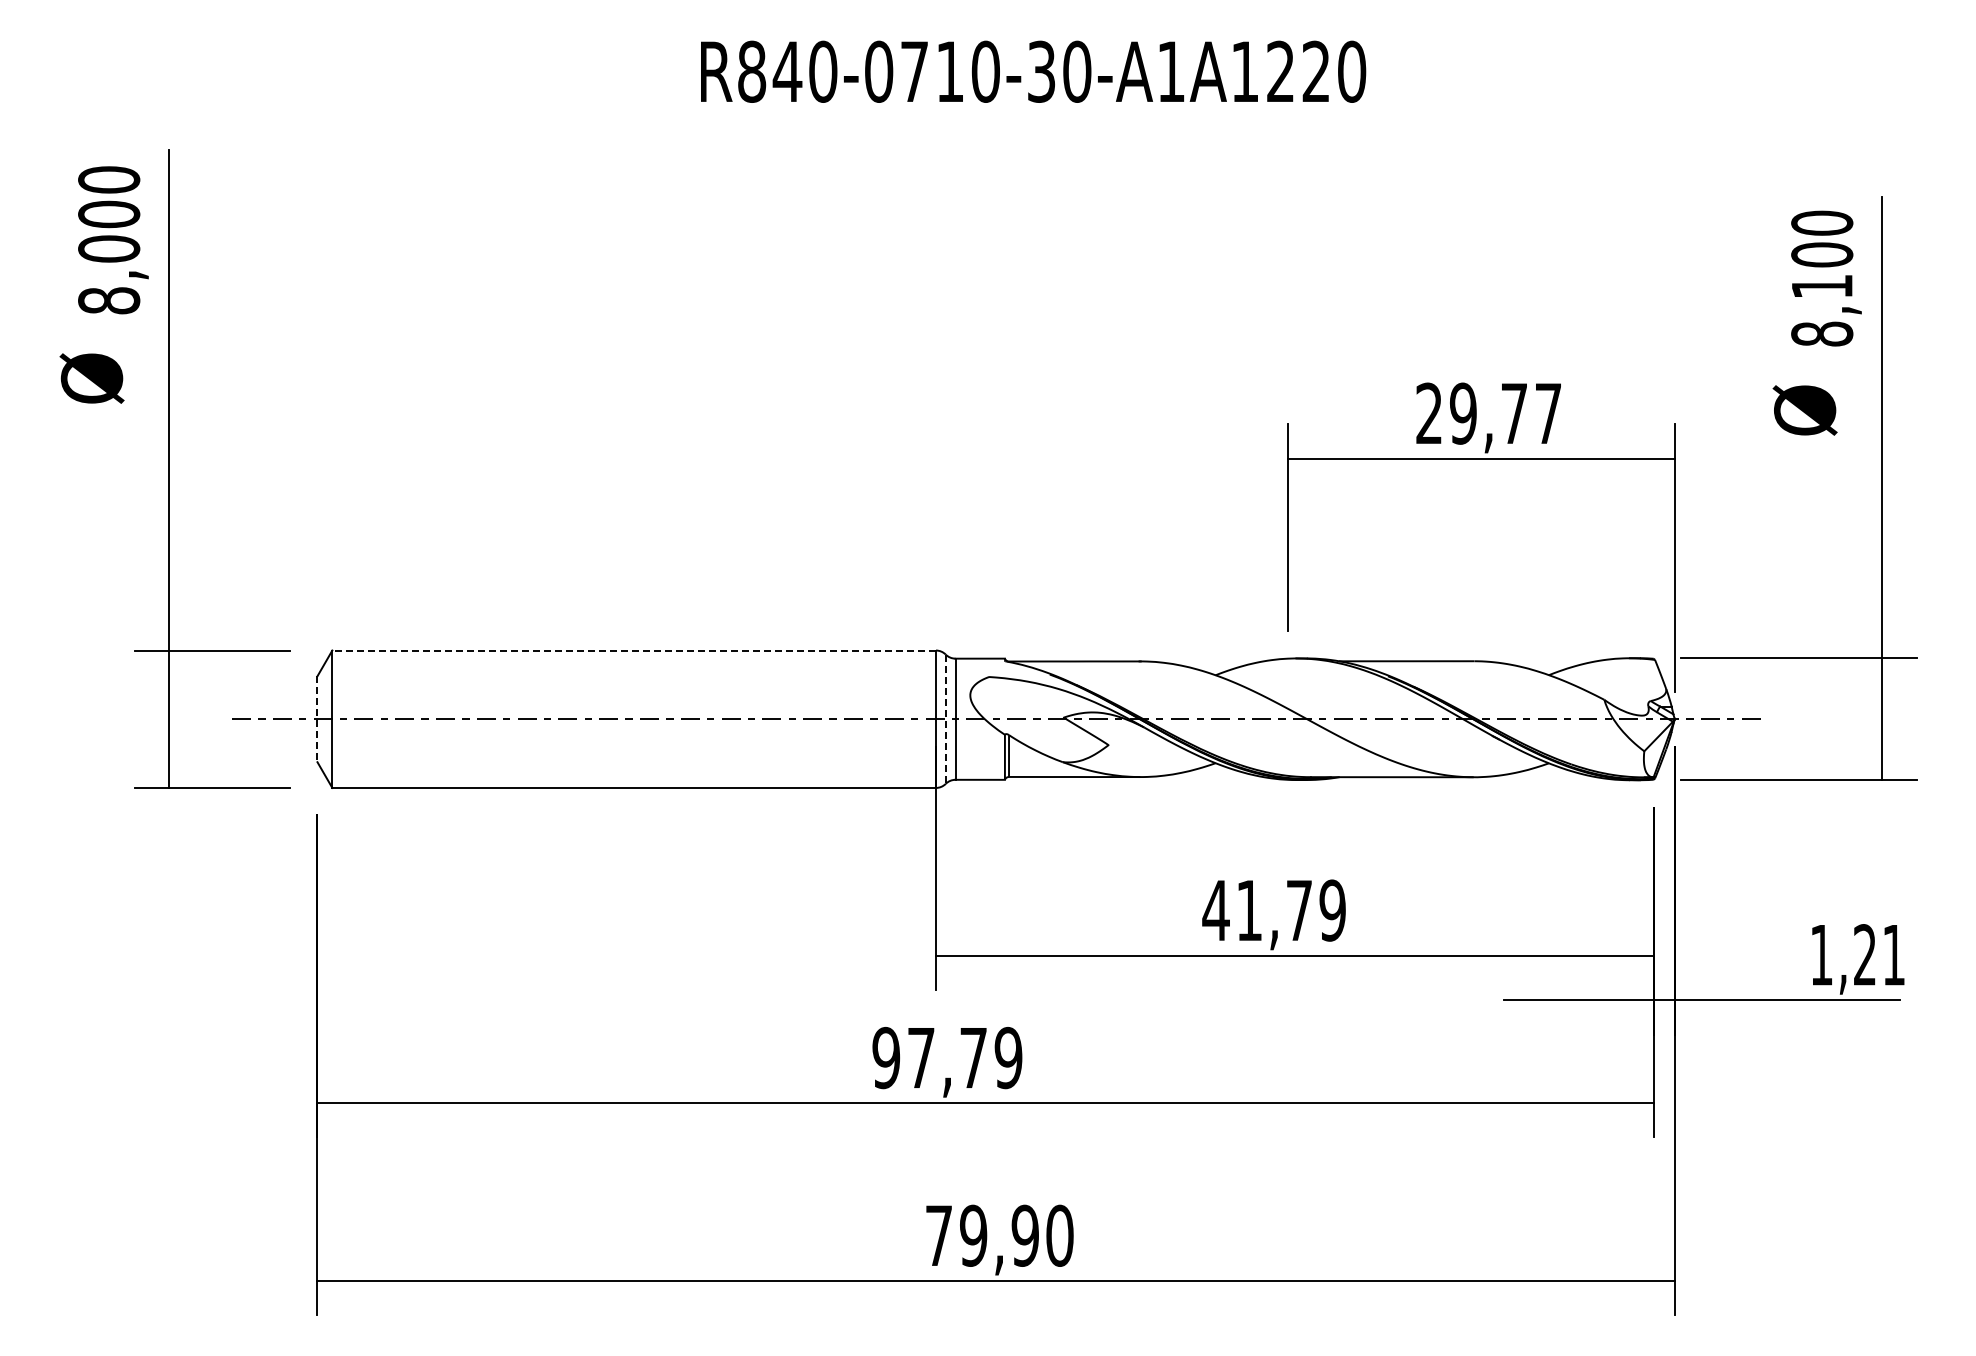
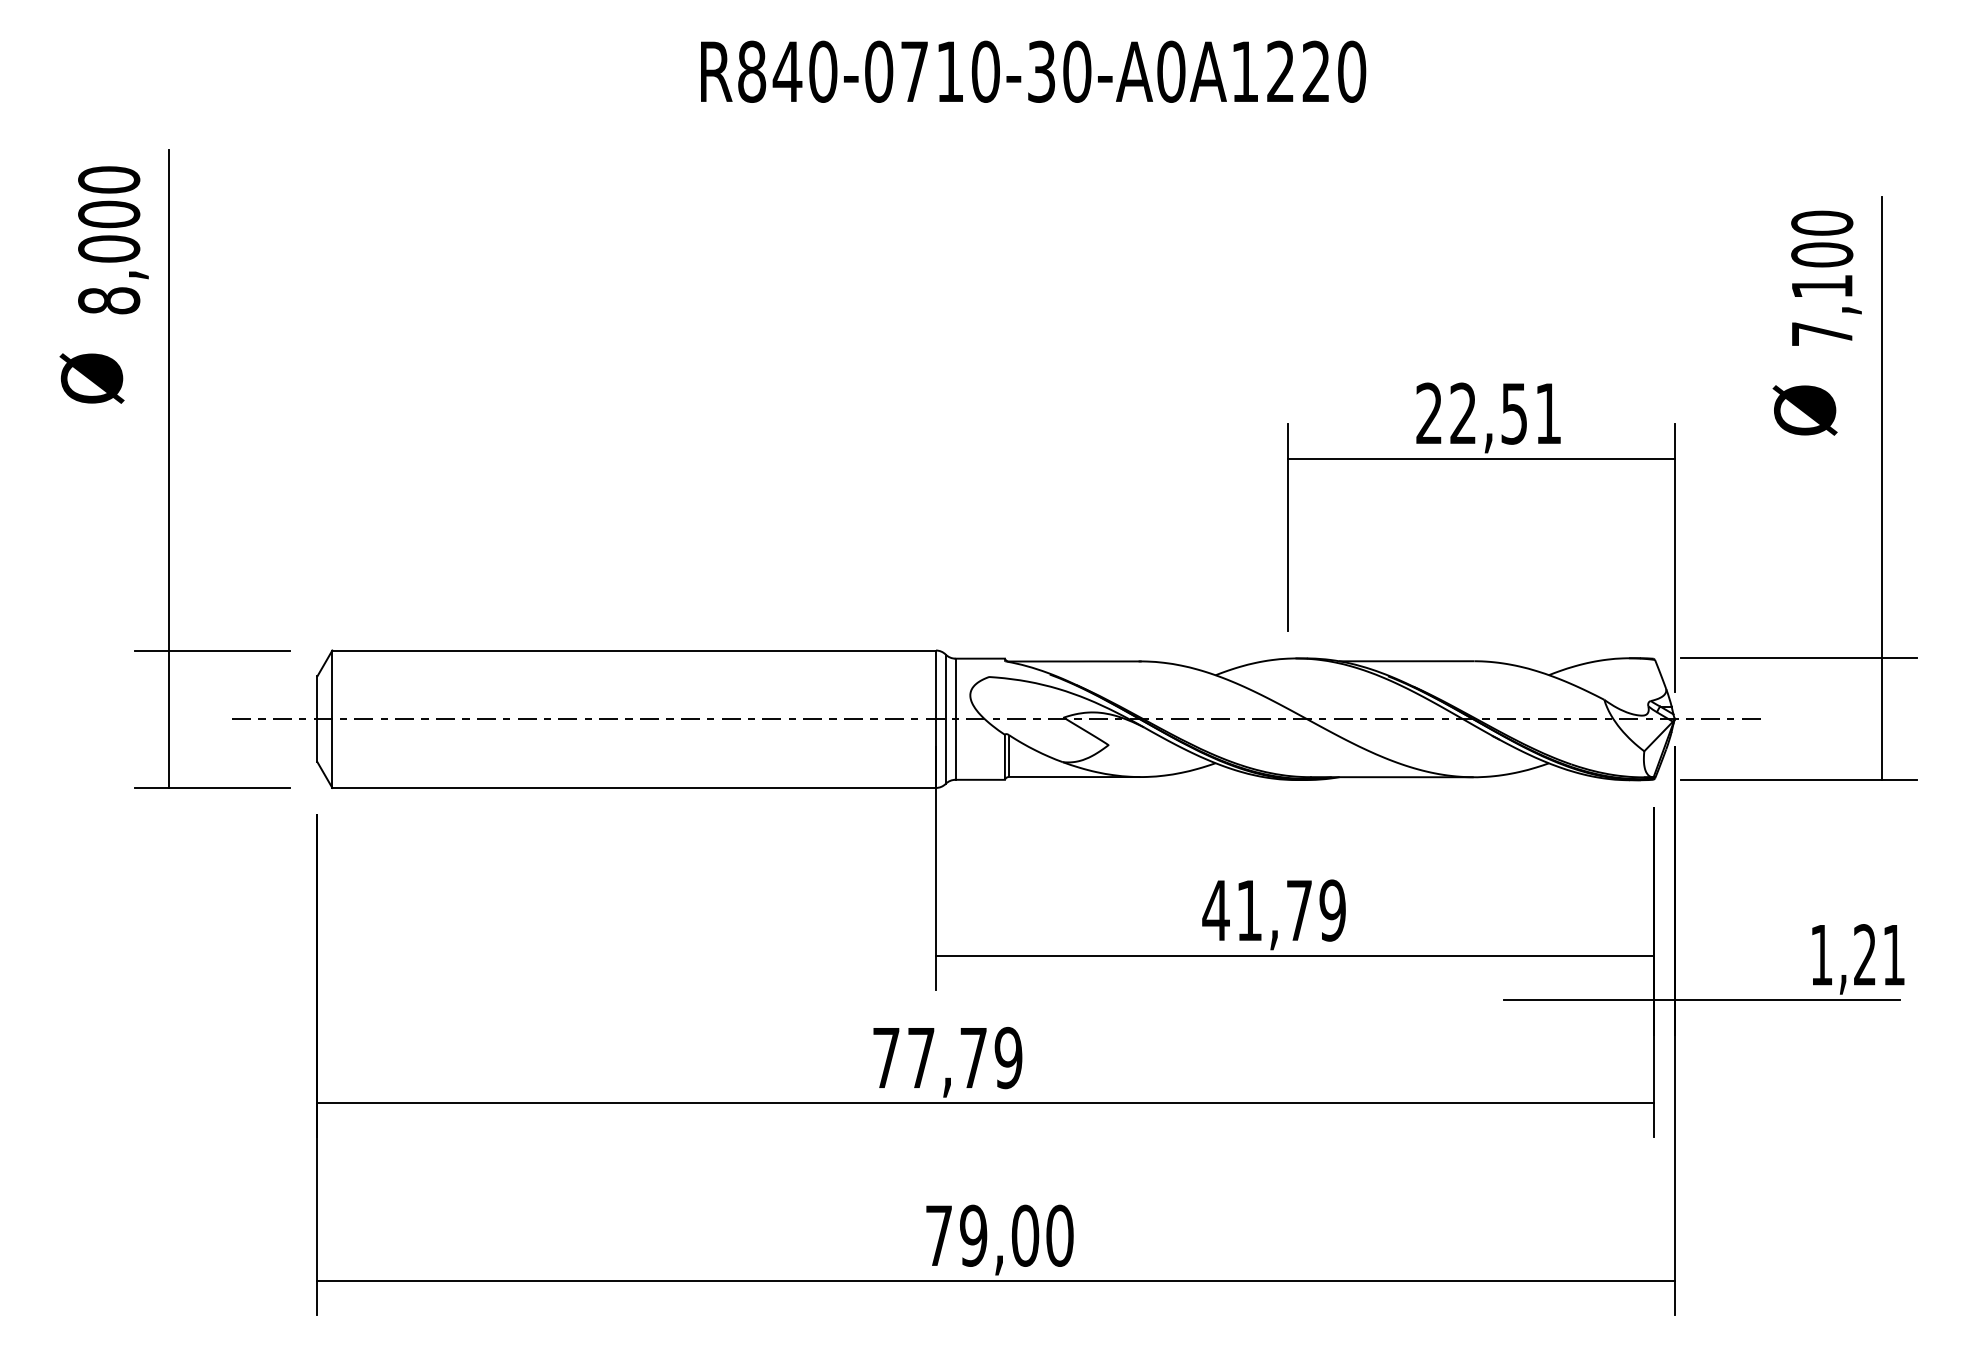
text: R840-0710-30-A1A1220 -> R840-0710-30-A0A1220 (1171, 71)
text: 8,100 -> 7,100 (1822, 333)
text: 29,77 -> 22,51 (1505, 413)
line: dashed -> solid (634, 650)
line: dashed -> solid (317, 719)
line: dashed -> solid (945, 719)
text: 97,79 -> 77,79 (886, 1057)
text: 79,90 -> 79,00 (1025, 1235)
